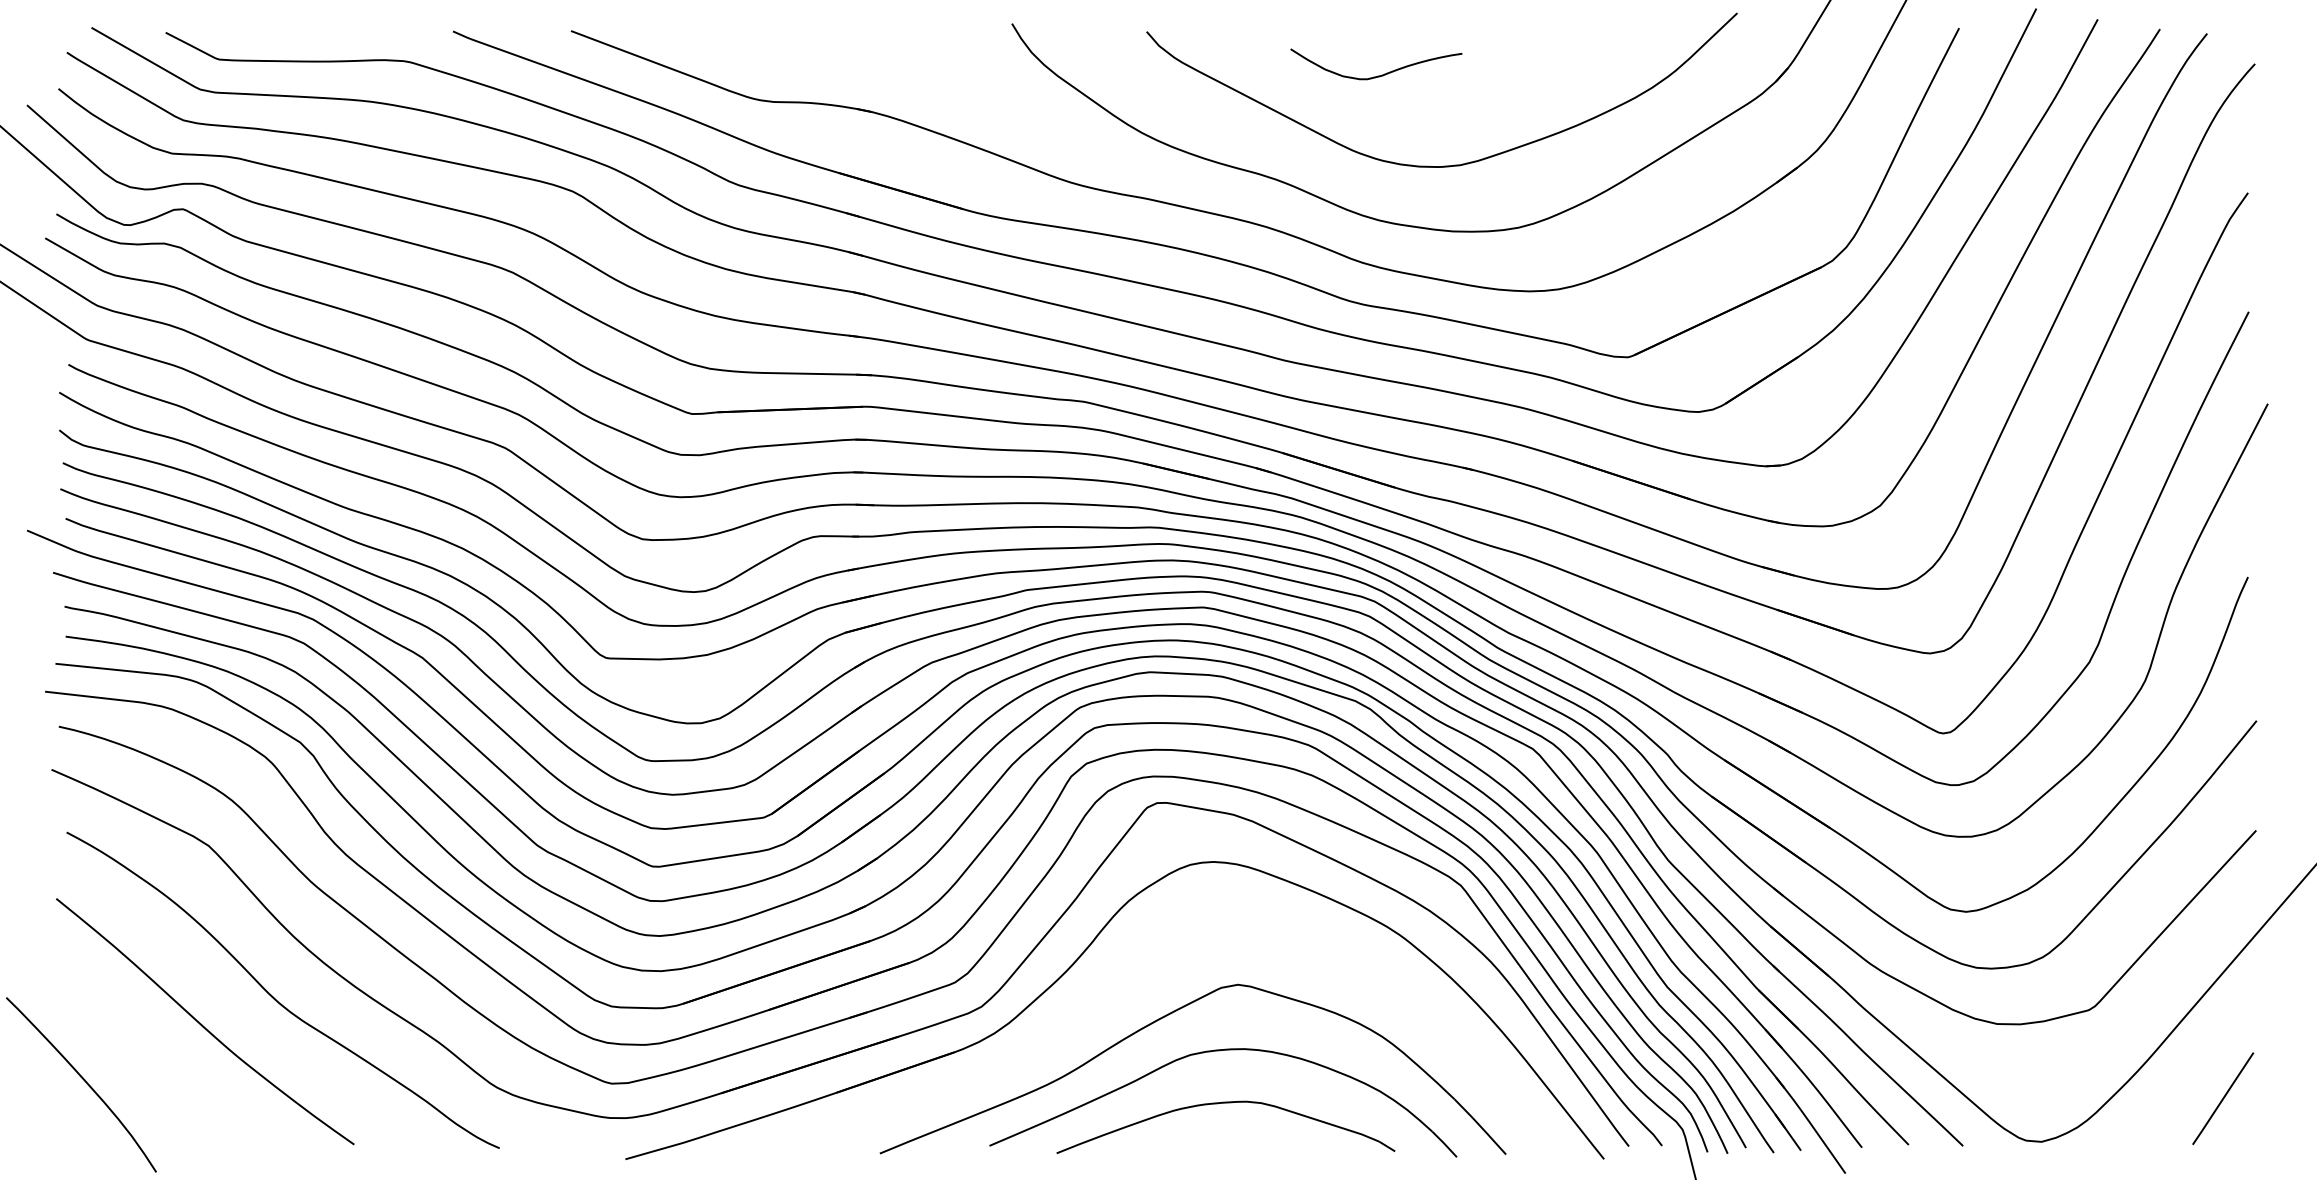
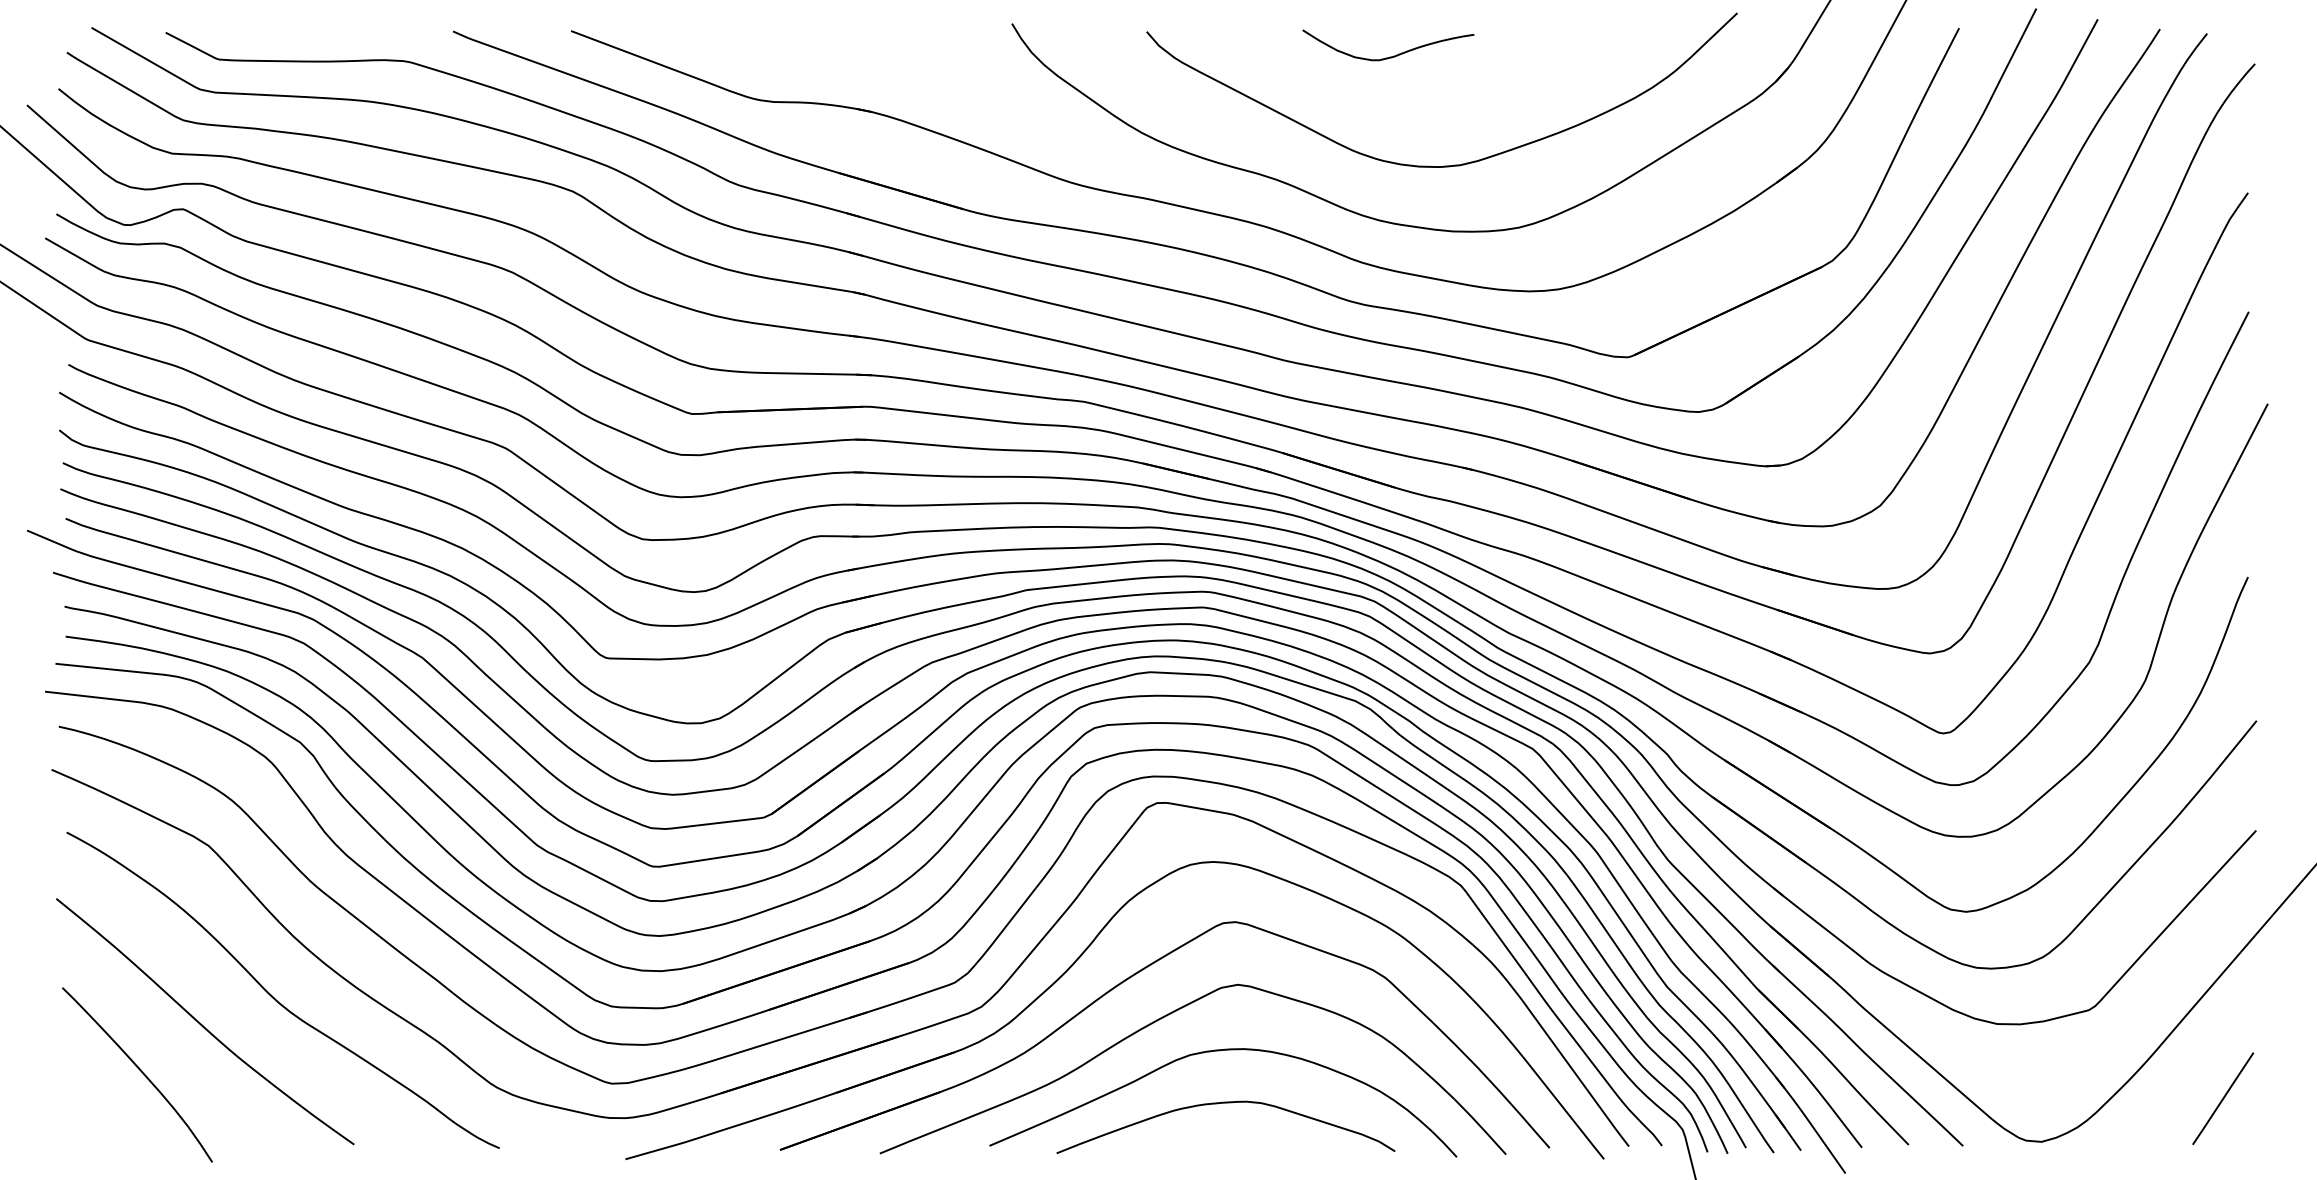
curve position: (1377, 75) -> (1389, 56) (1389, 56)
part: none -> present (1127, 980)
curve position: (84, 1081) -> (140, 1071) (140, 1071)
